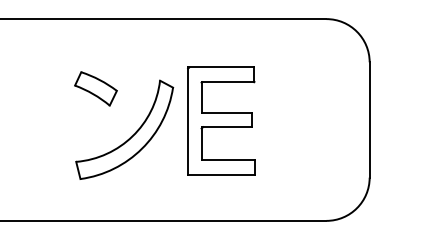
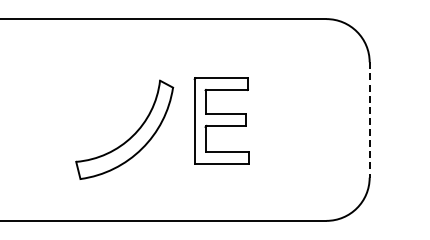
part: present -> none (95, 88)
line: solid -> dashed (369, 119)
part size: 69x110 px -> 57x88 px (221, 120)
